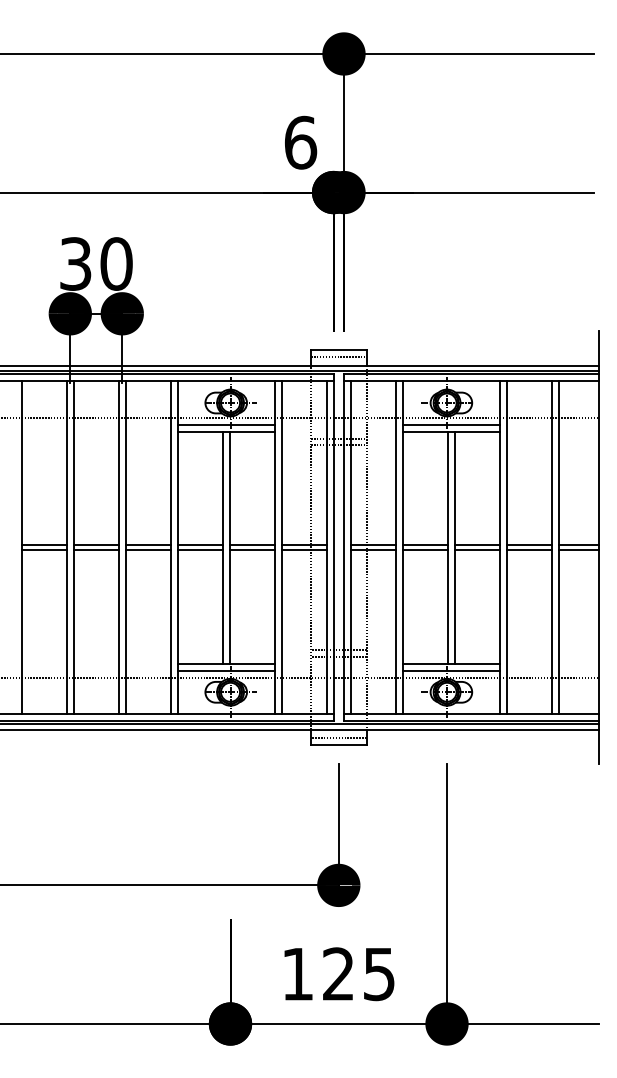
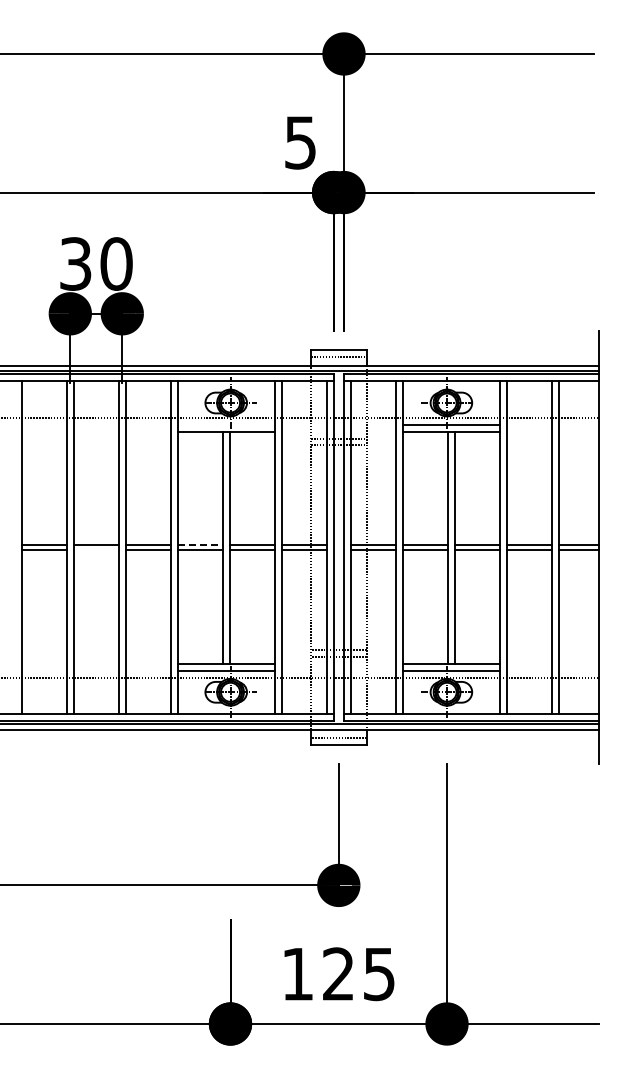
text: 6 -> 5 (301, 142)
line: present -> none (225, 424)
line: solid -> dashed (200, 545)
line: present -> none (95, 550)
